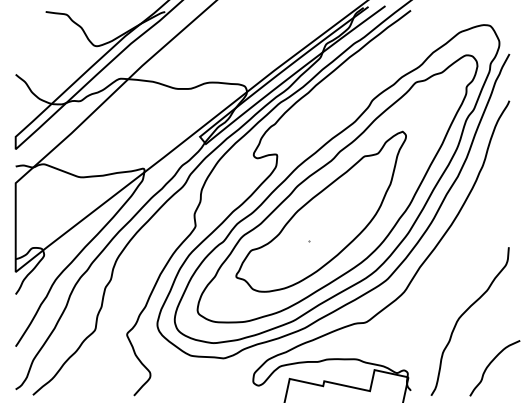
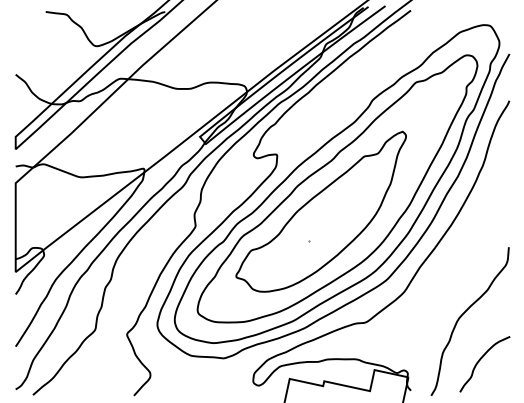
curve position: (490, 364) -> (480, 360) (480, 360)
